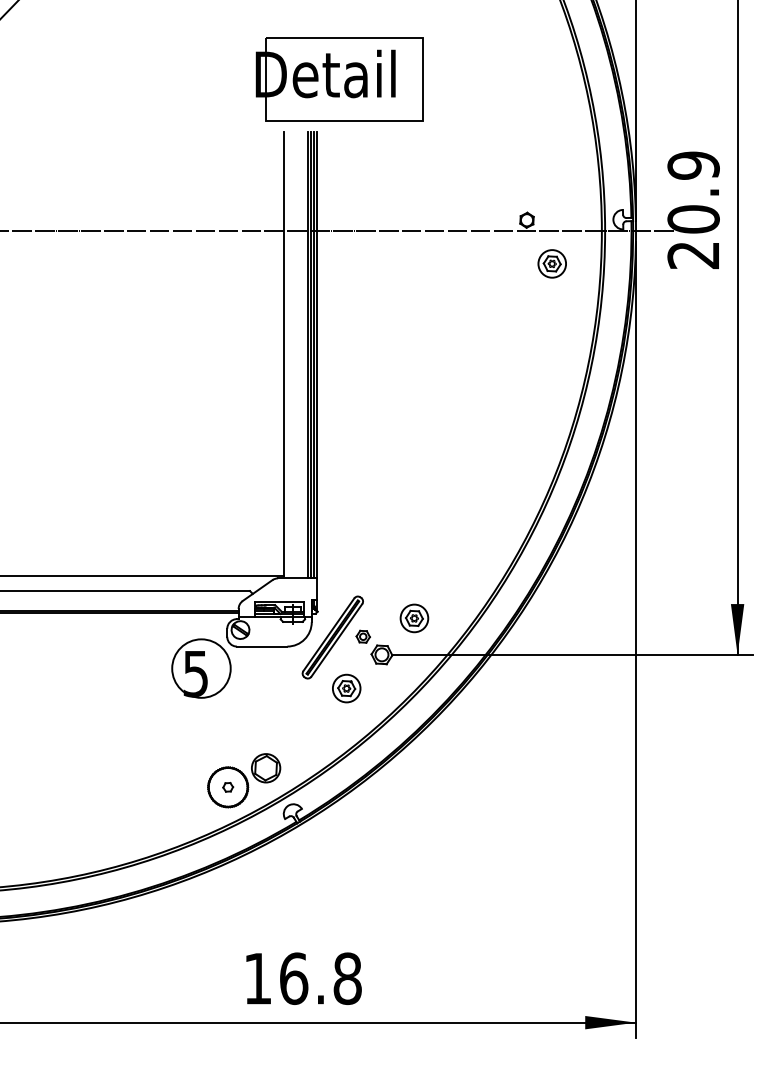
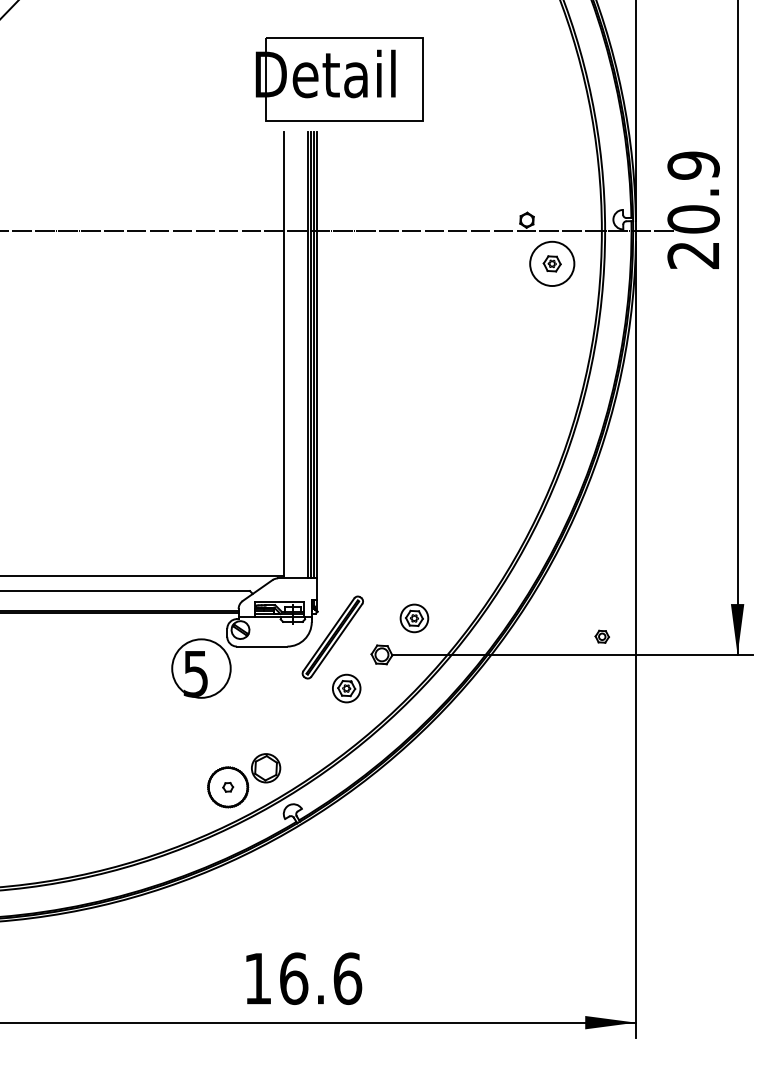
circle diameter: 28 px -> 44 px (552, 263)
part position: (362, 636) -> (601, 636) (601, 636)
text: 16.8 -> 16.6 (347, 978)
